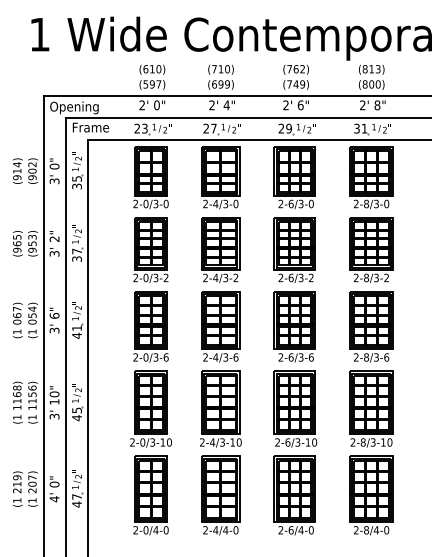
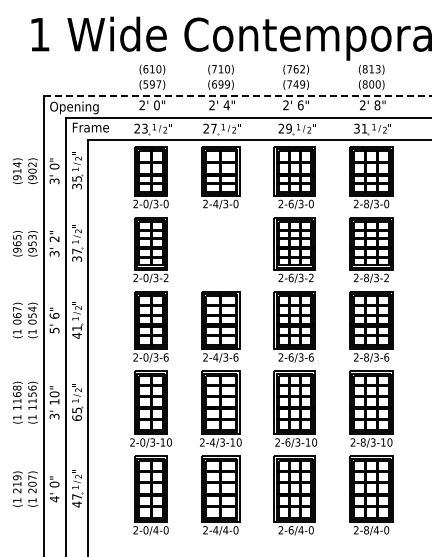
line: solid -> dashed (237, 95)
part: present -> none (220, 250)
text: 3' -> 5' (53, 330)
text: 45 -> 65 (76, 418)
